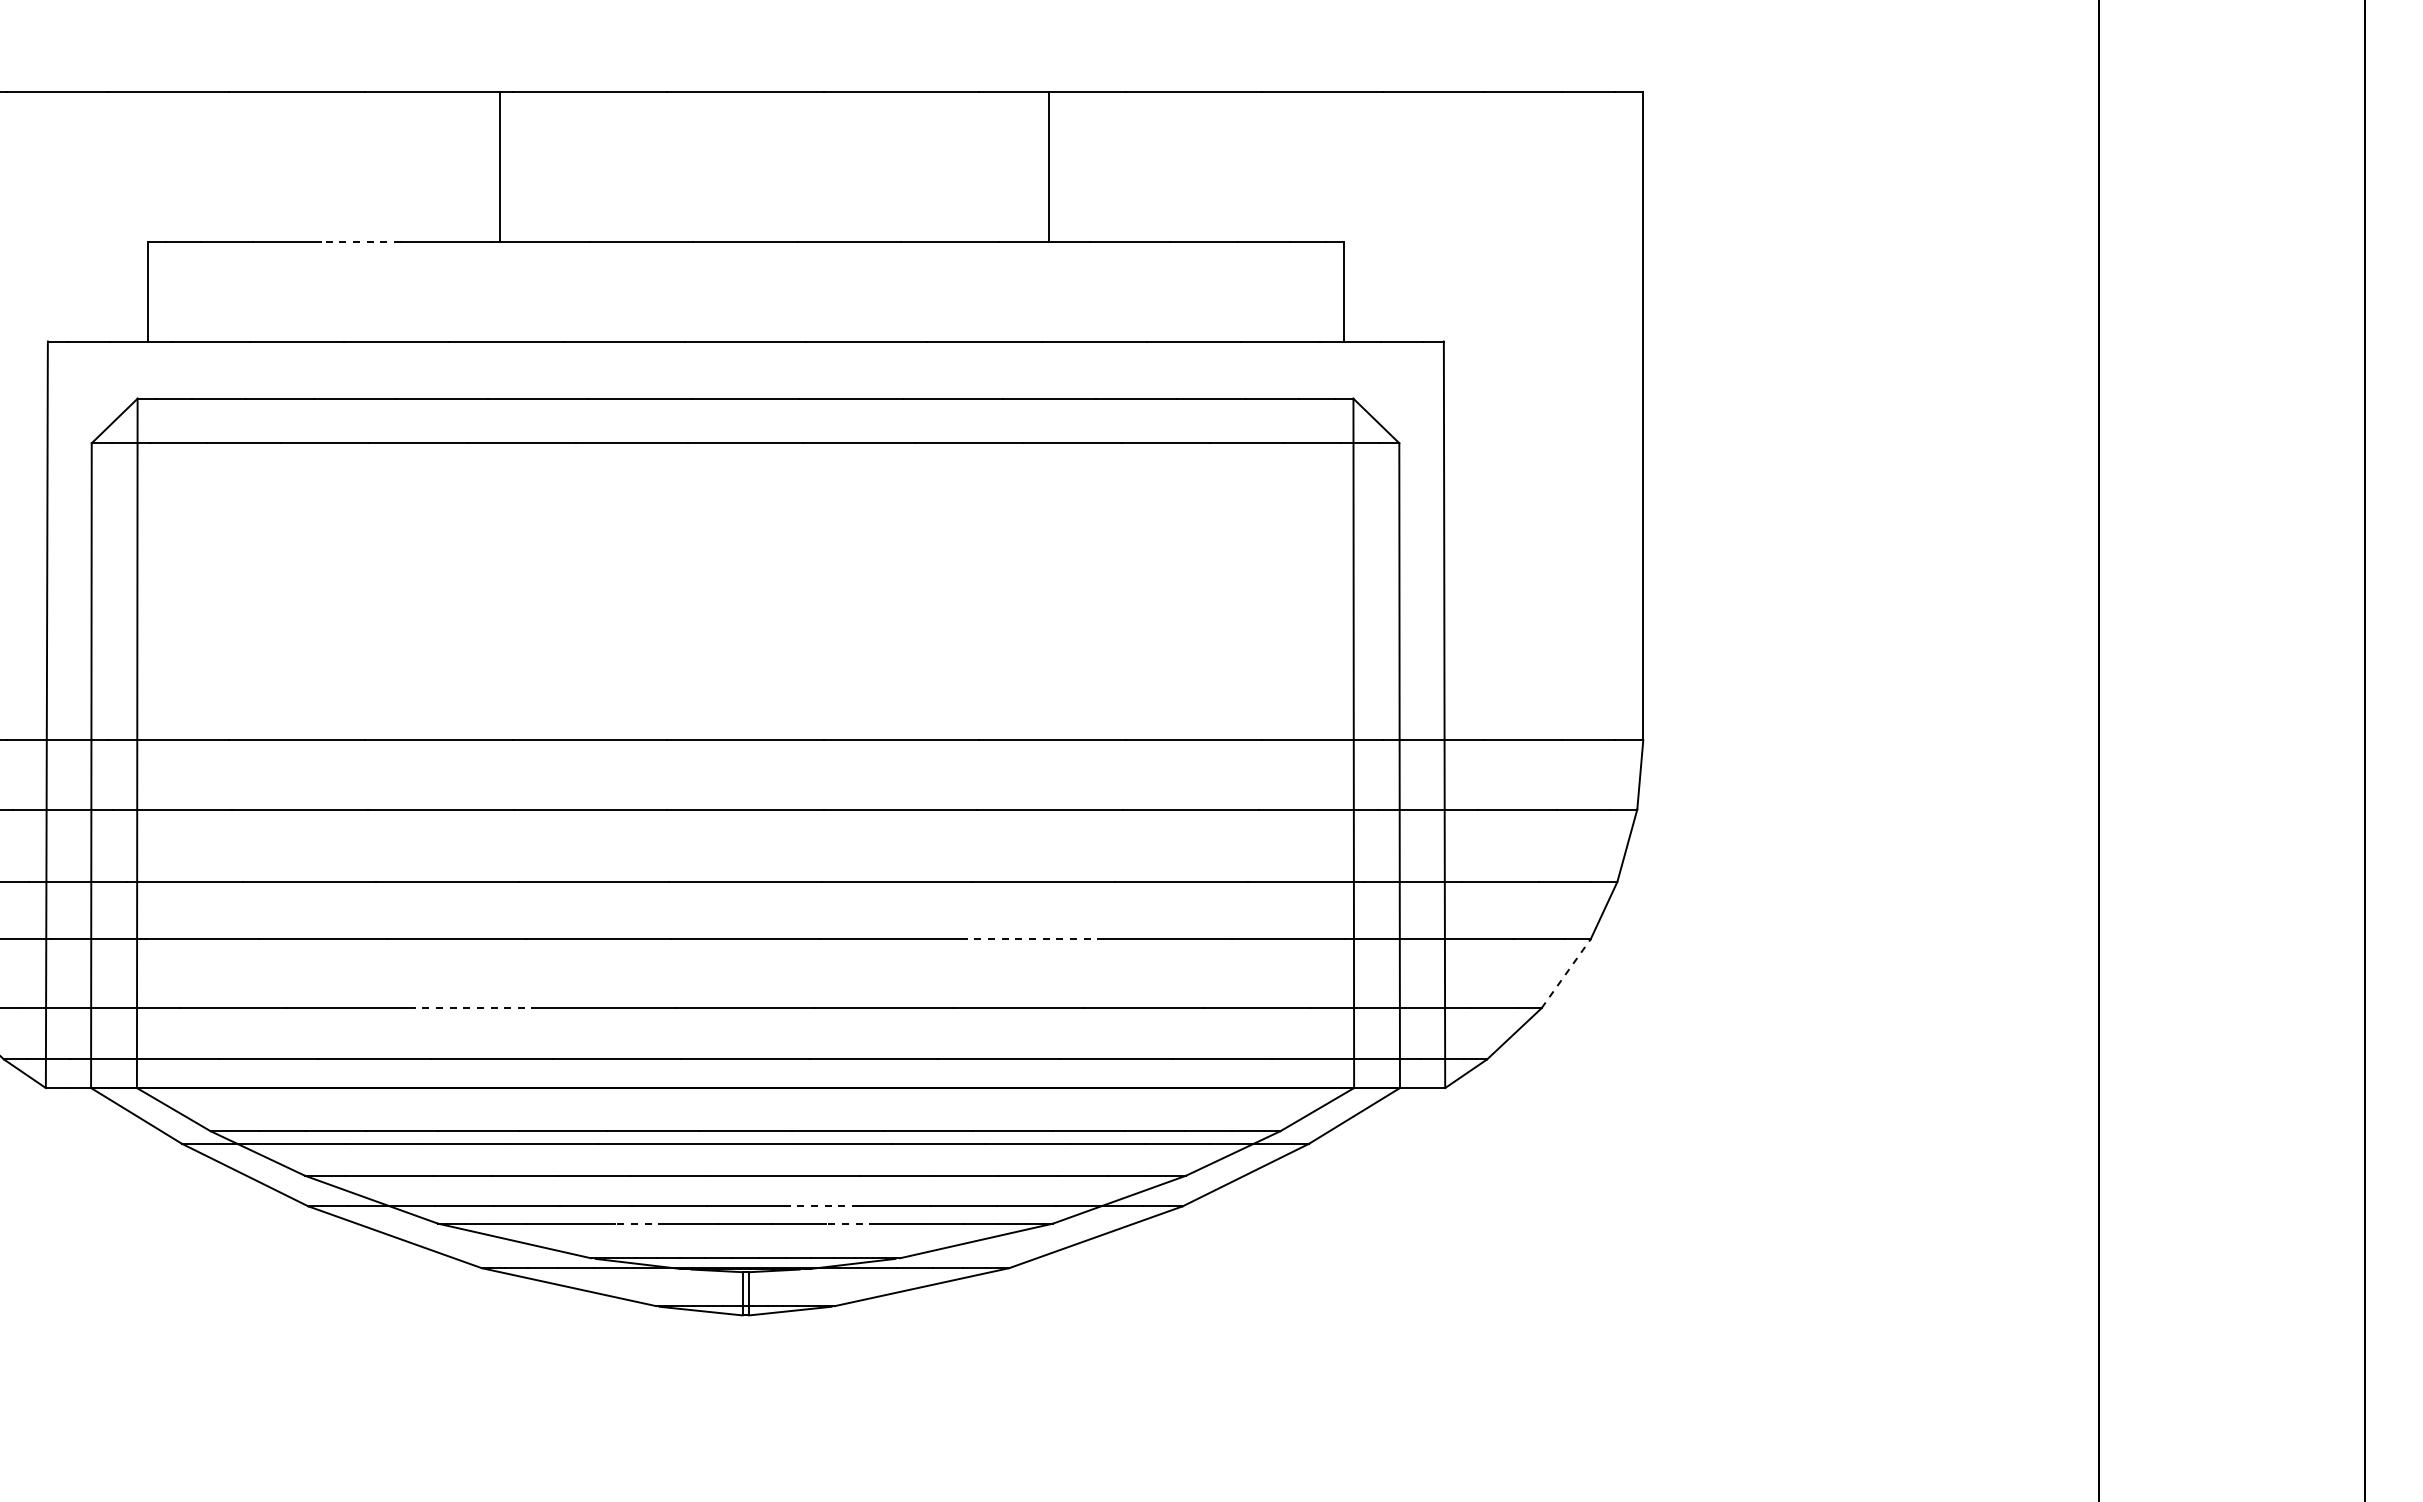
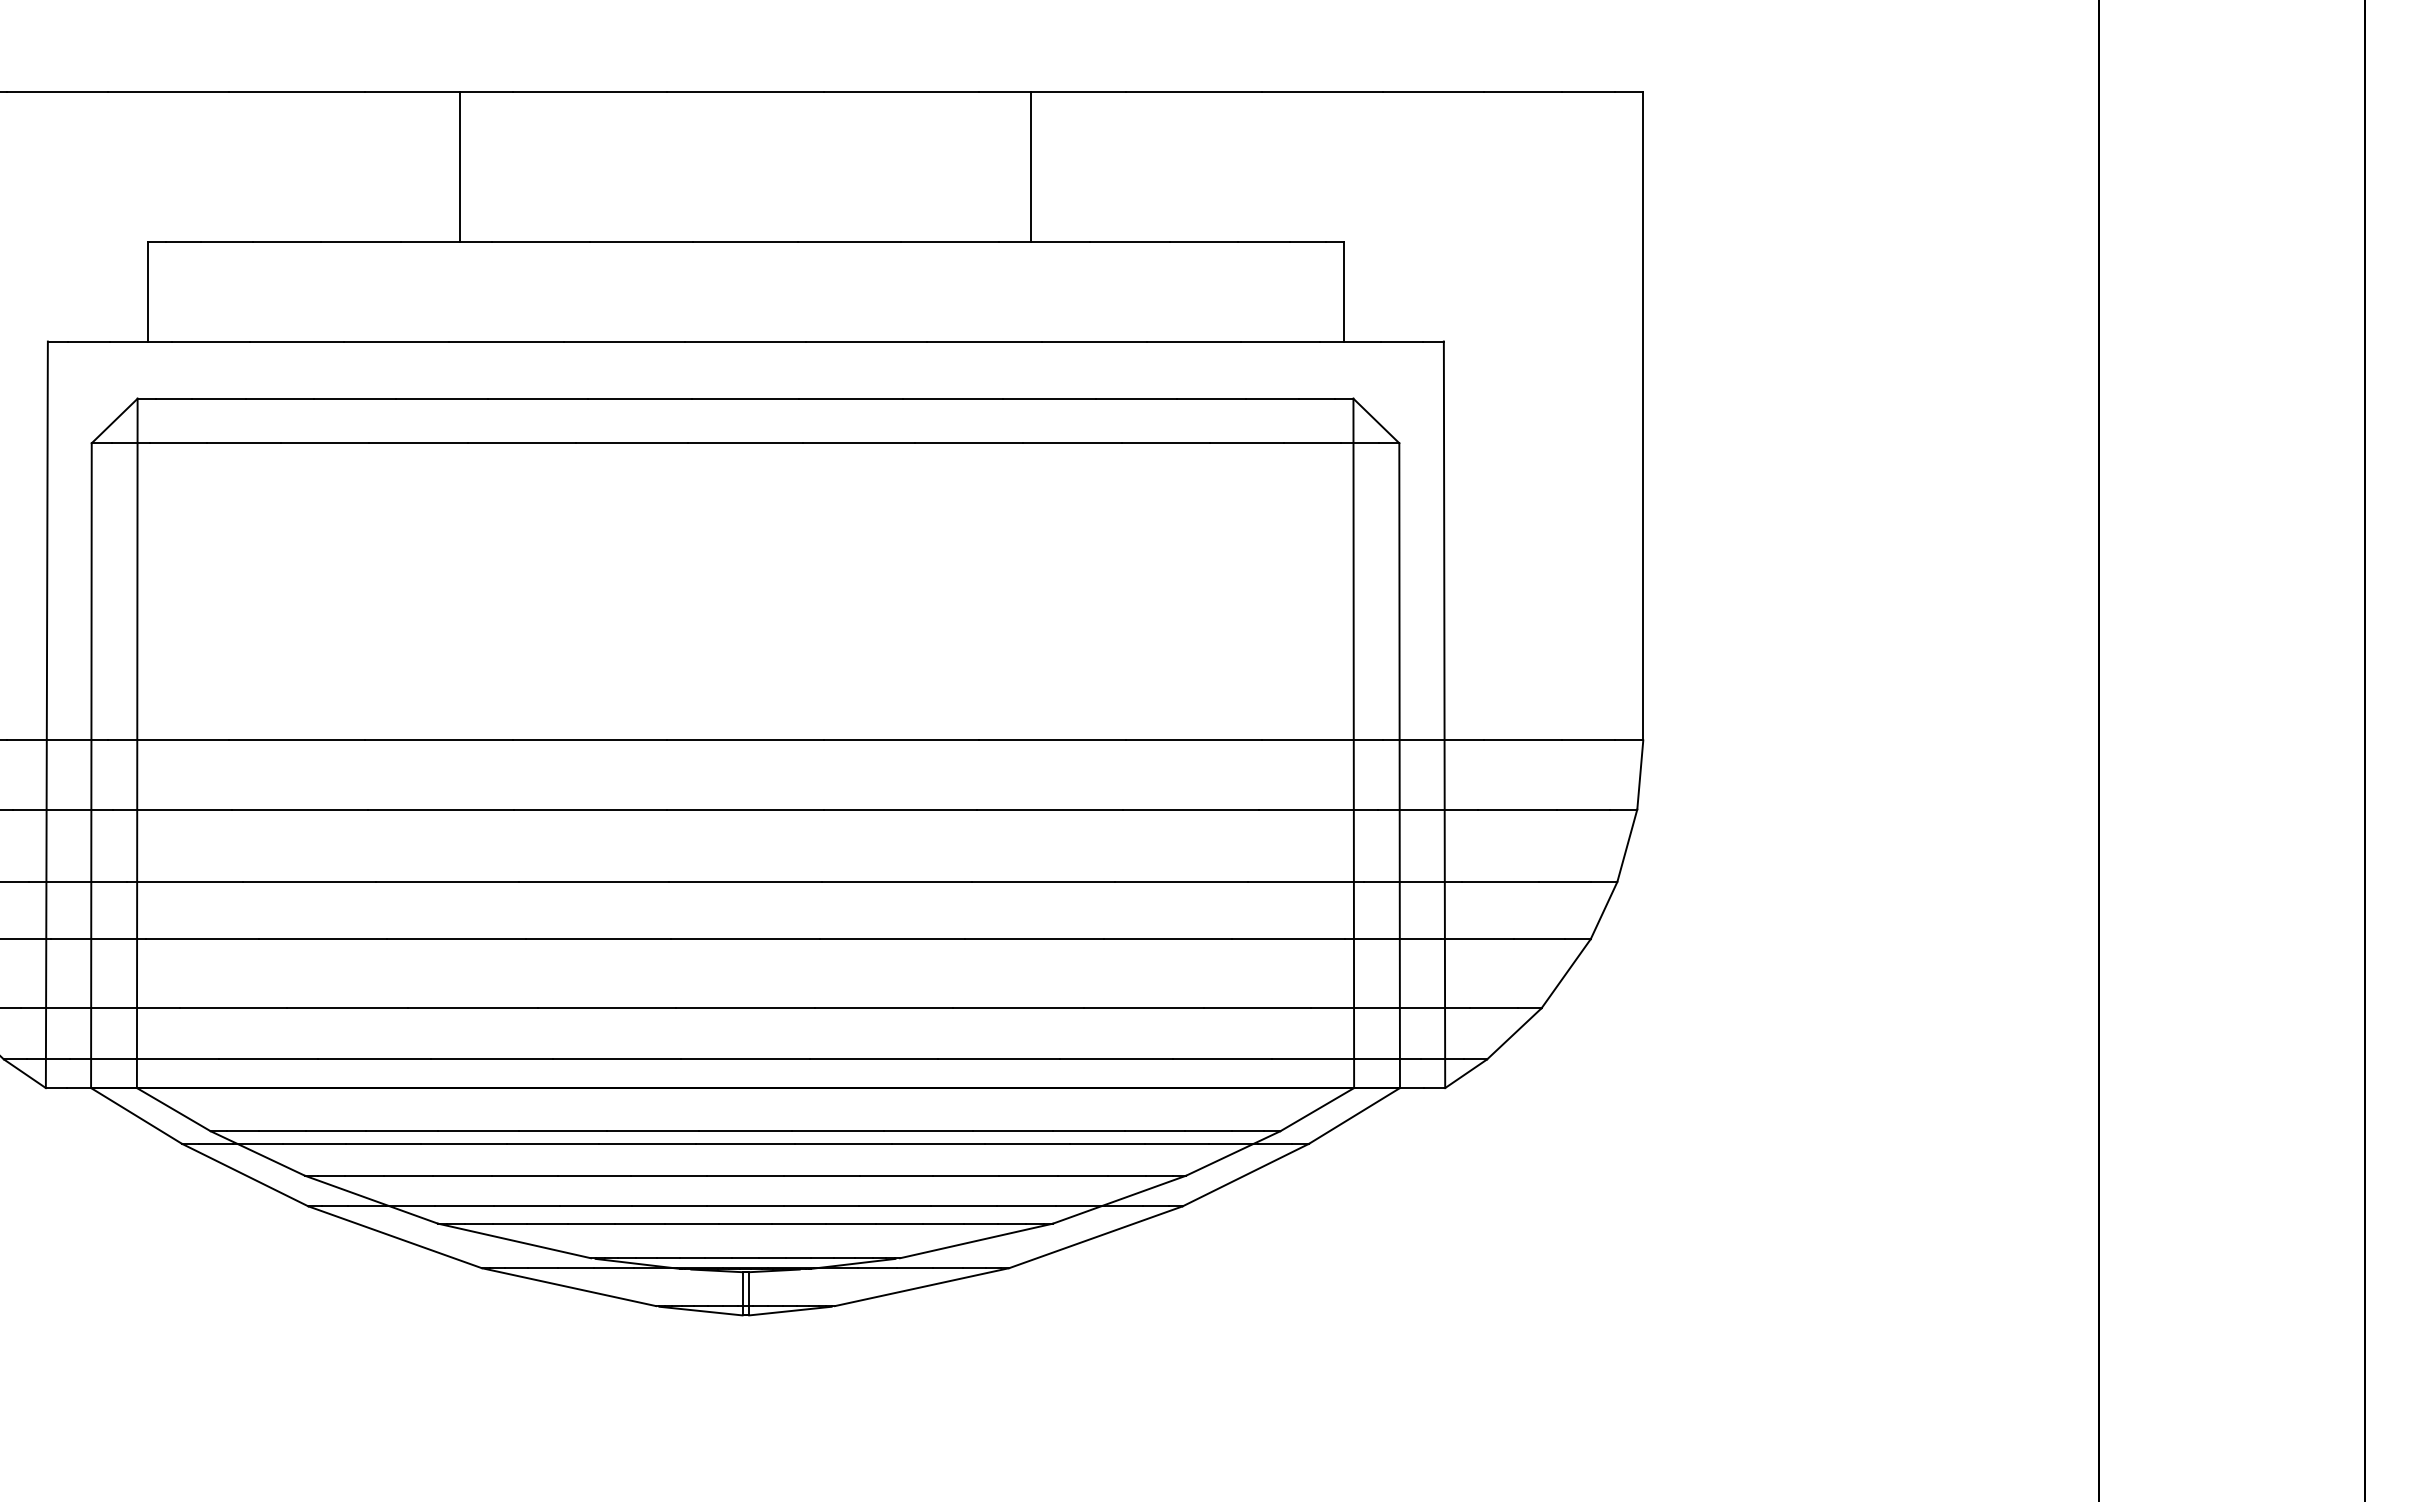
line position: (500, 166) -> (460, 166) (460, 166)
line position: (1049, 166) -> (1031, 166) (1031, 166)
line: dashed -> solid (360, 241)
line: dashed -> solid (1034, 939)
line: dashed -> solid (1566, 973)
line: dashed -> solid (472, 1008)
line: dashed -> solid (821, 1206)
line: dashed -> solid (639, 1223)
line: dashed -> solid (850, 1223)
